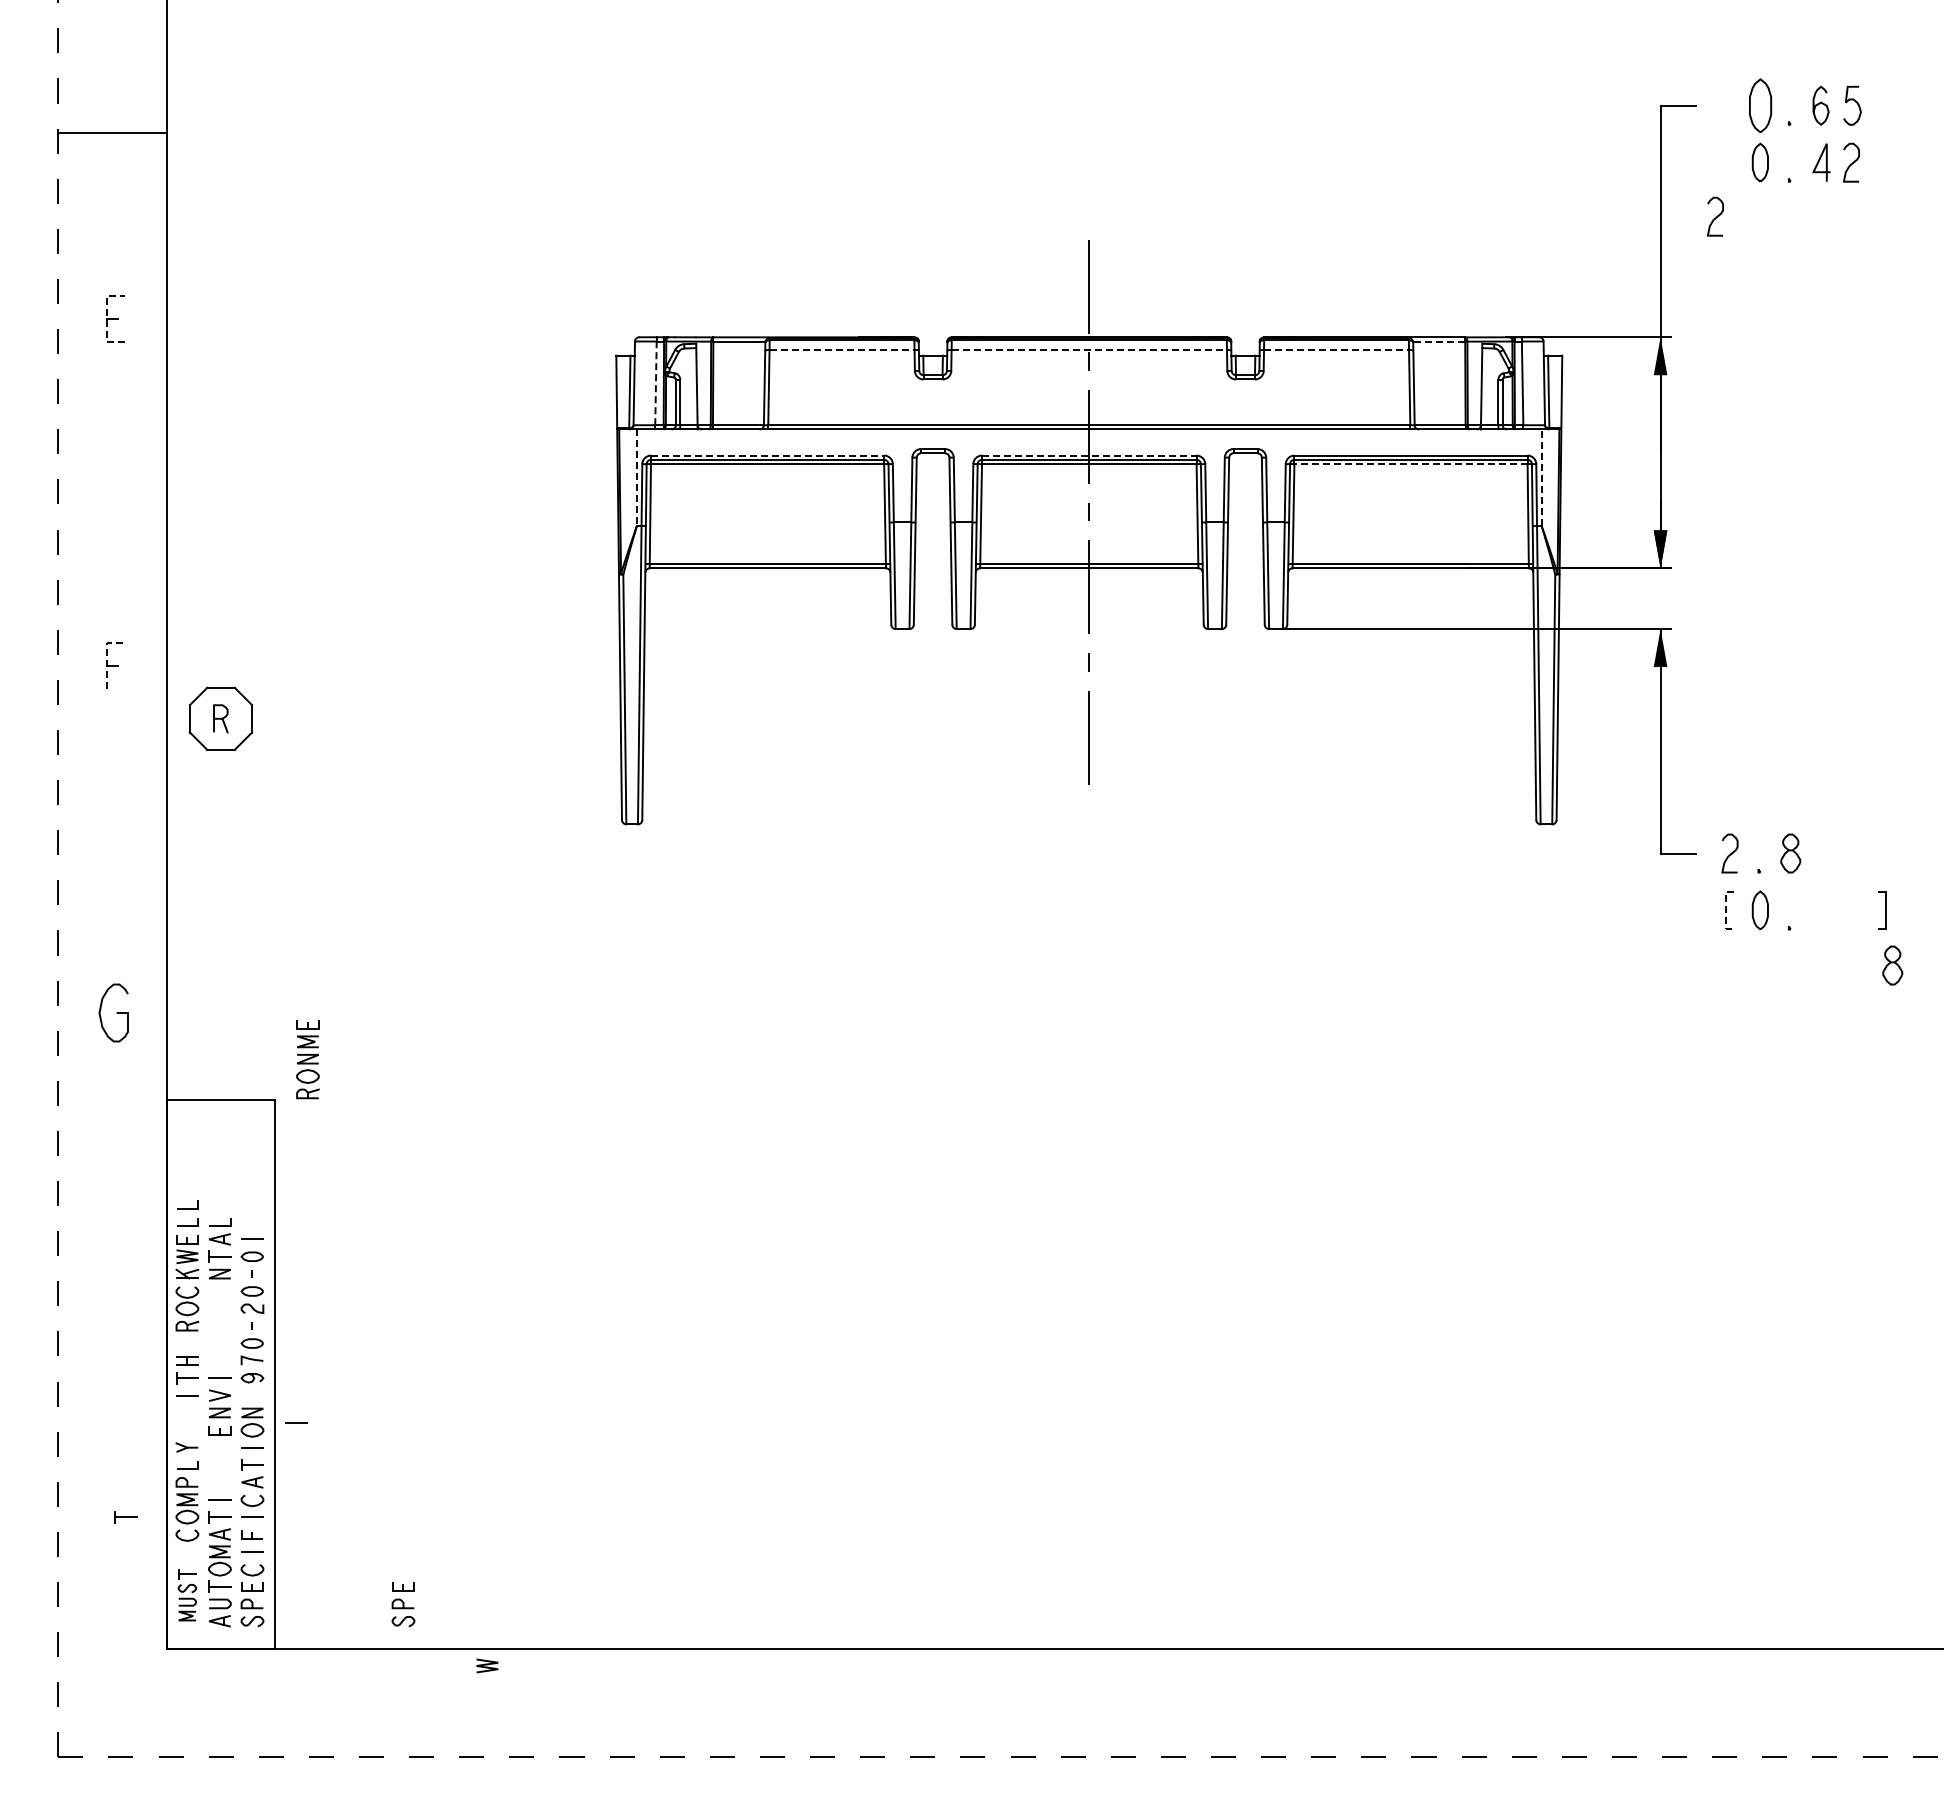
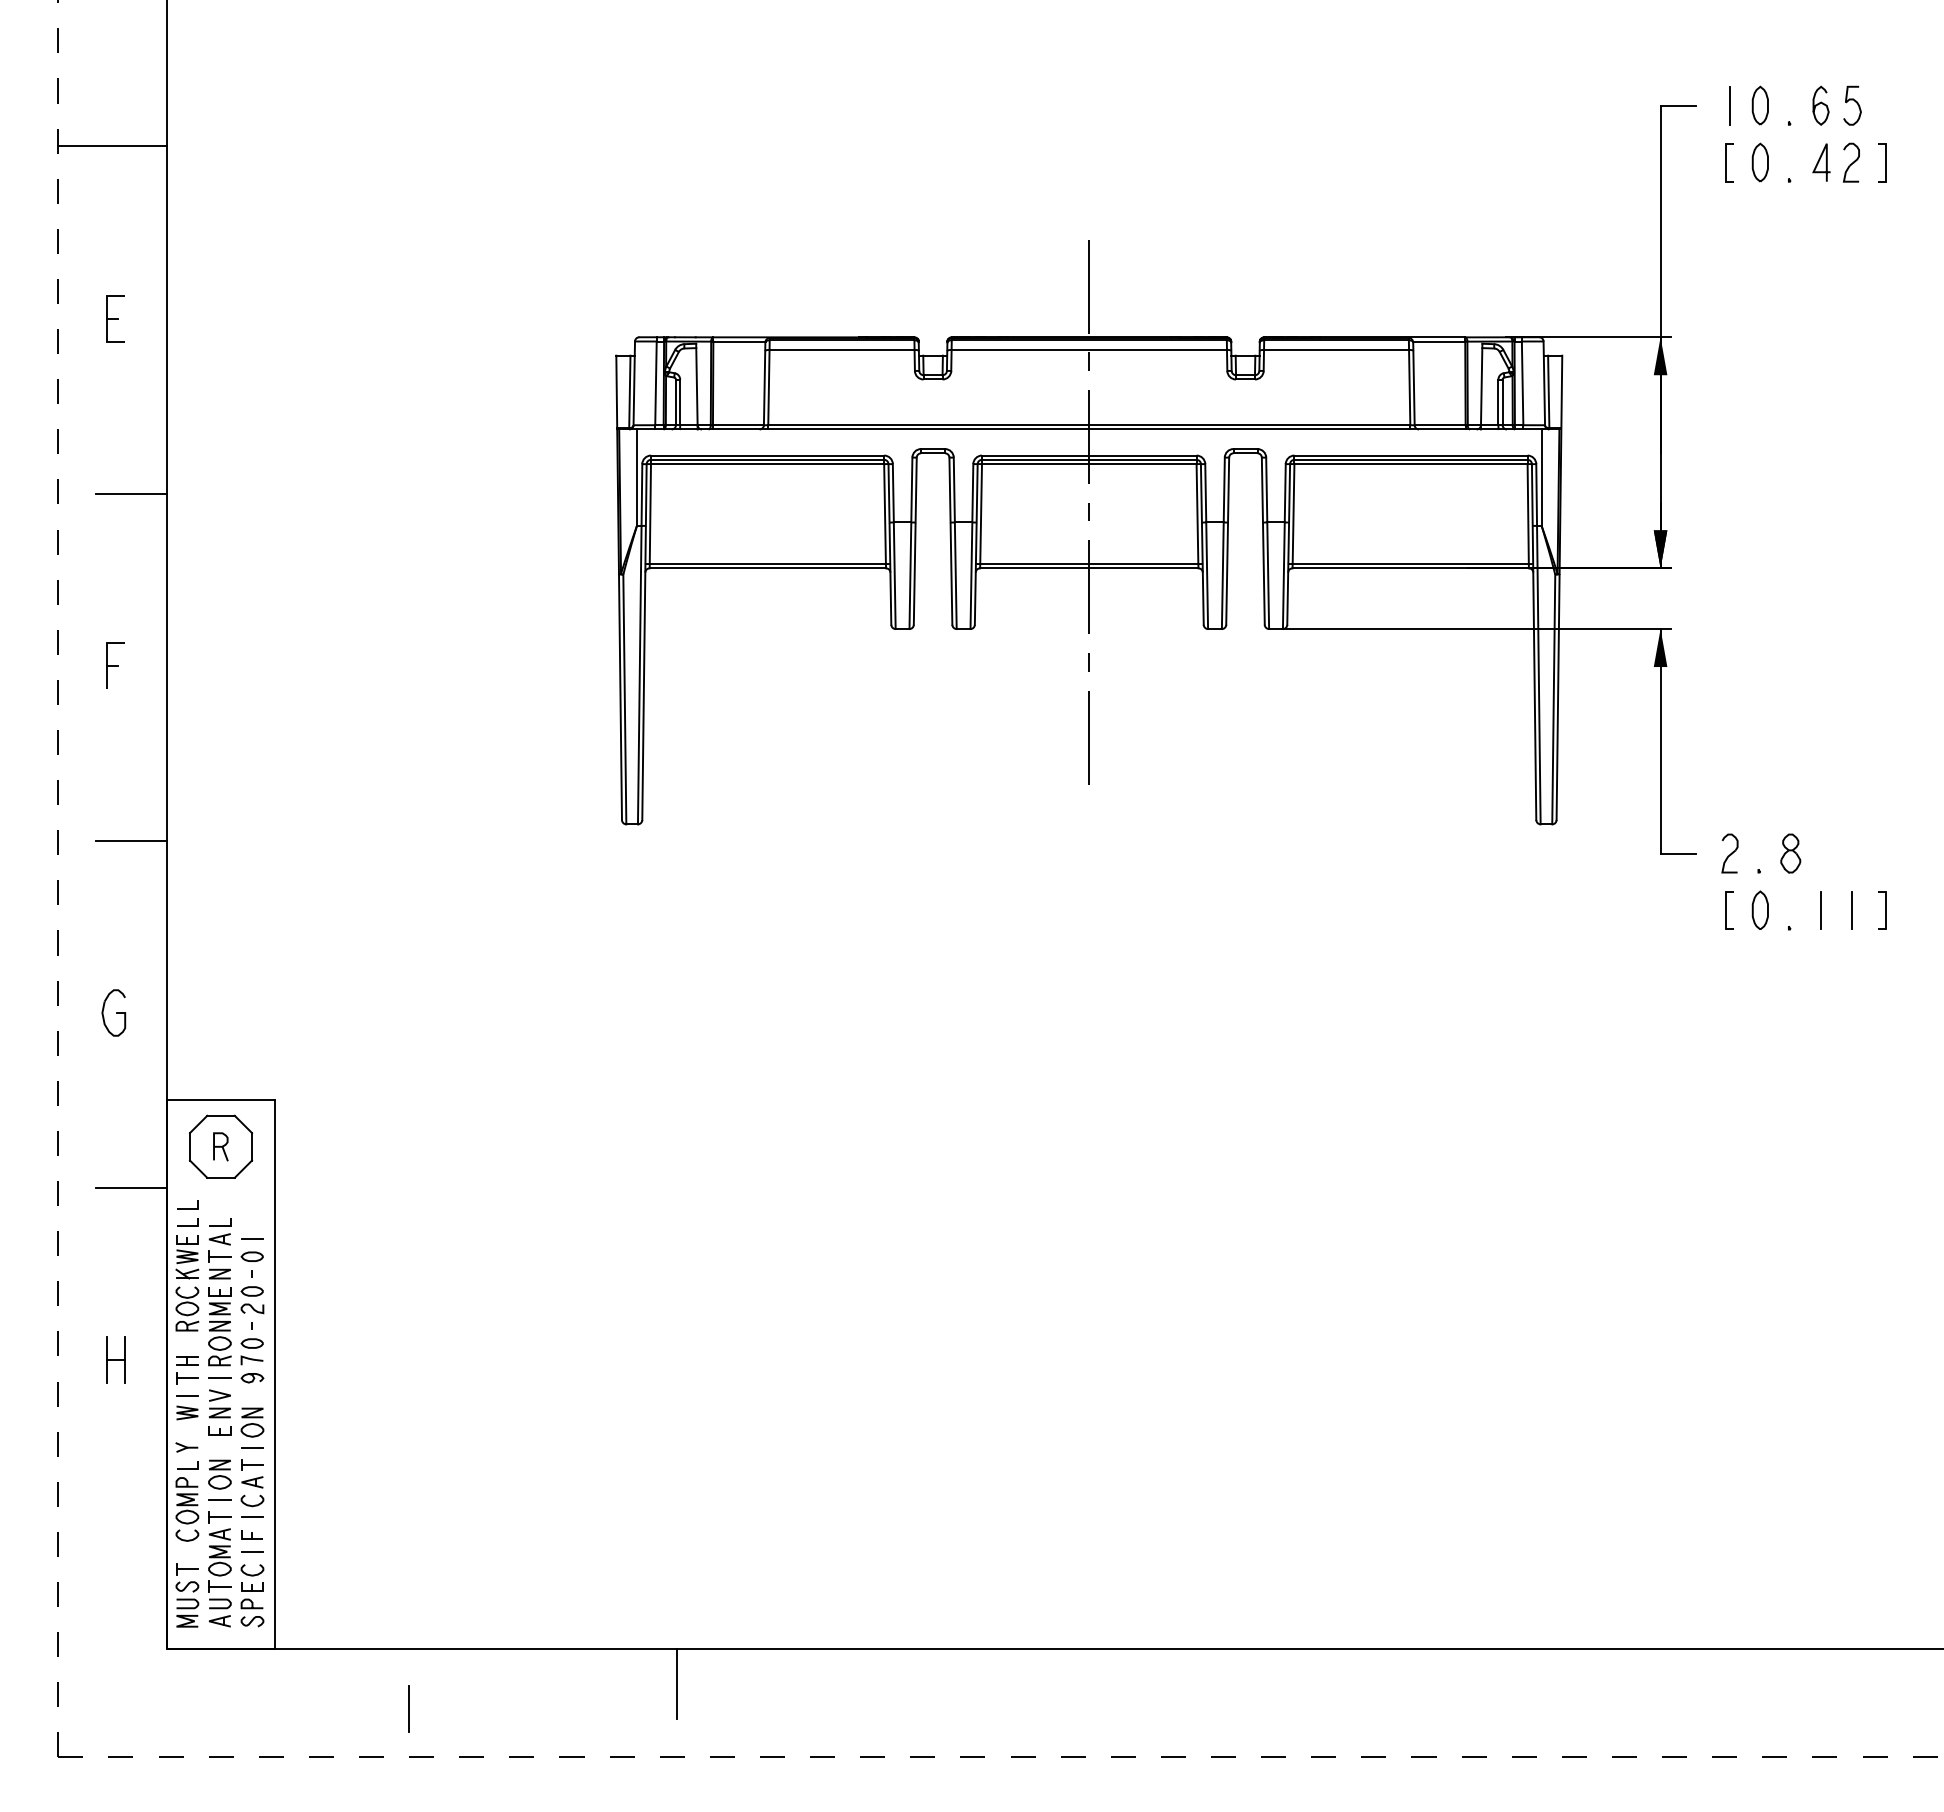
line: none -> present (1730, 105)
part size: 24x55 px -> 18x41 px (1759, 105)
line position: (112, 133) -> (112, 146) (112, 146)
line: none -> present (1726, 162)
line: none -> present (1885, 162)
part: present -> none (1714, 216)
line: dashed -> solid (106, 318)
line: dashed -> solid (1438, 341)
line: dashed -> solid (842, 349)
line: dashed -> solid (1089, 349)
line: dashed -> solid (1337, 349)
line: dashed -> solid (655, 383)
line: dashed -> solid (767, 455)
line: dashed -> solid (1089, 455)
line: dashed -> solid (1411, 464)
line: dashed -> solid (1541, 477)
line: dashed -> solid (636, 478)
line: none -> present (131, 493)
line: dashed -> solid (106, 655)
part position: (221, 718) -> (221, 1146) (221, 1146)
line: none -> present (131, 840)
line: dashed -> solid (1726, 910)
line: none -> present (1821, 910)
line: none -> present (1851, 910)
part: present -> none (1892, 965)
part size: 31x60 px -> 26x48 px (113, 1012)
part position: (307, 1059) -> (219, 1326) (219, 1326)
line: none -> present (131, 1187)
part: none -> present (115, 1359)
line: present -> none (296, 1422)
part: none -> present (219, 1474)
part: present -> none (125, 1517)
part size: 20x53 px -> 25x65 px (187, 1595)
part: present -> none (403, 1604)
line position: (487, 1665) -> (187, 1412) (187, 1412)
line: none -> present (676, 1683)
line: none -> present (409, 1708)
